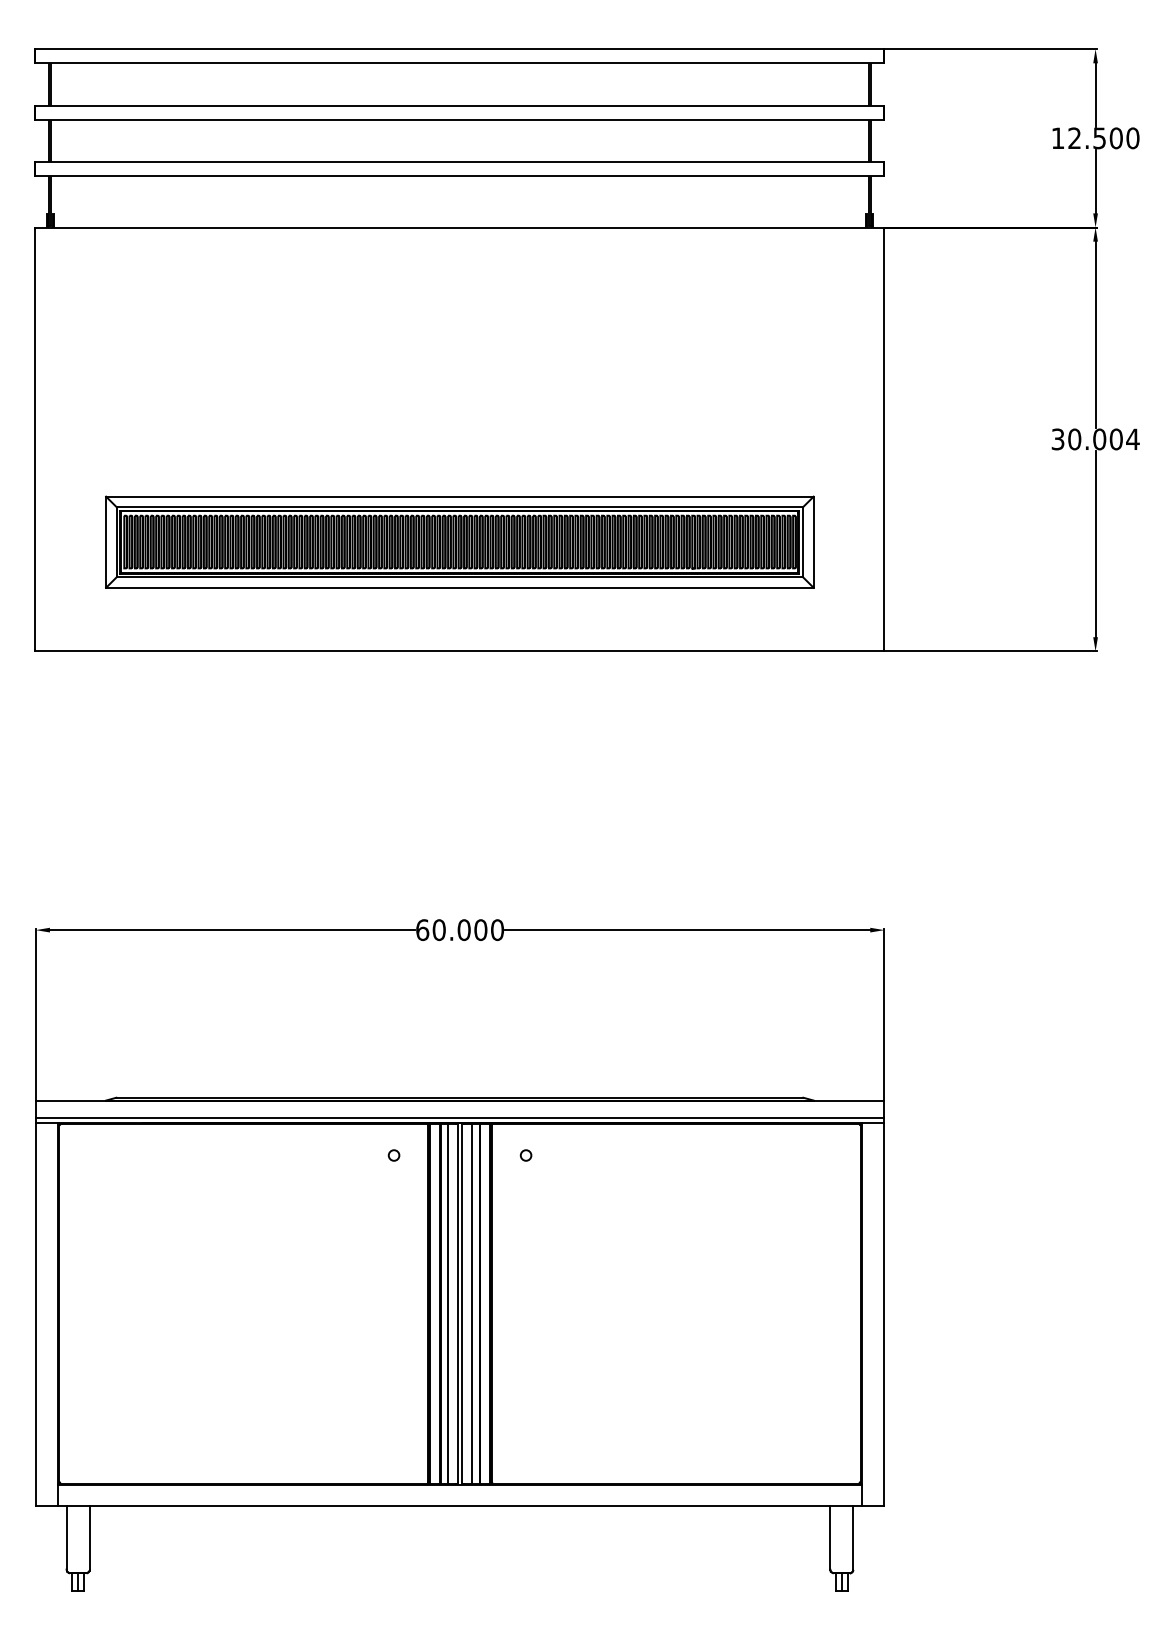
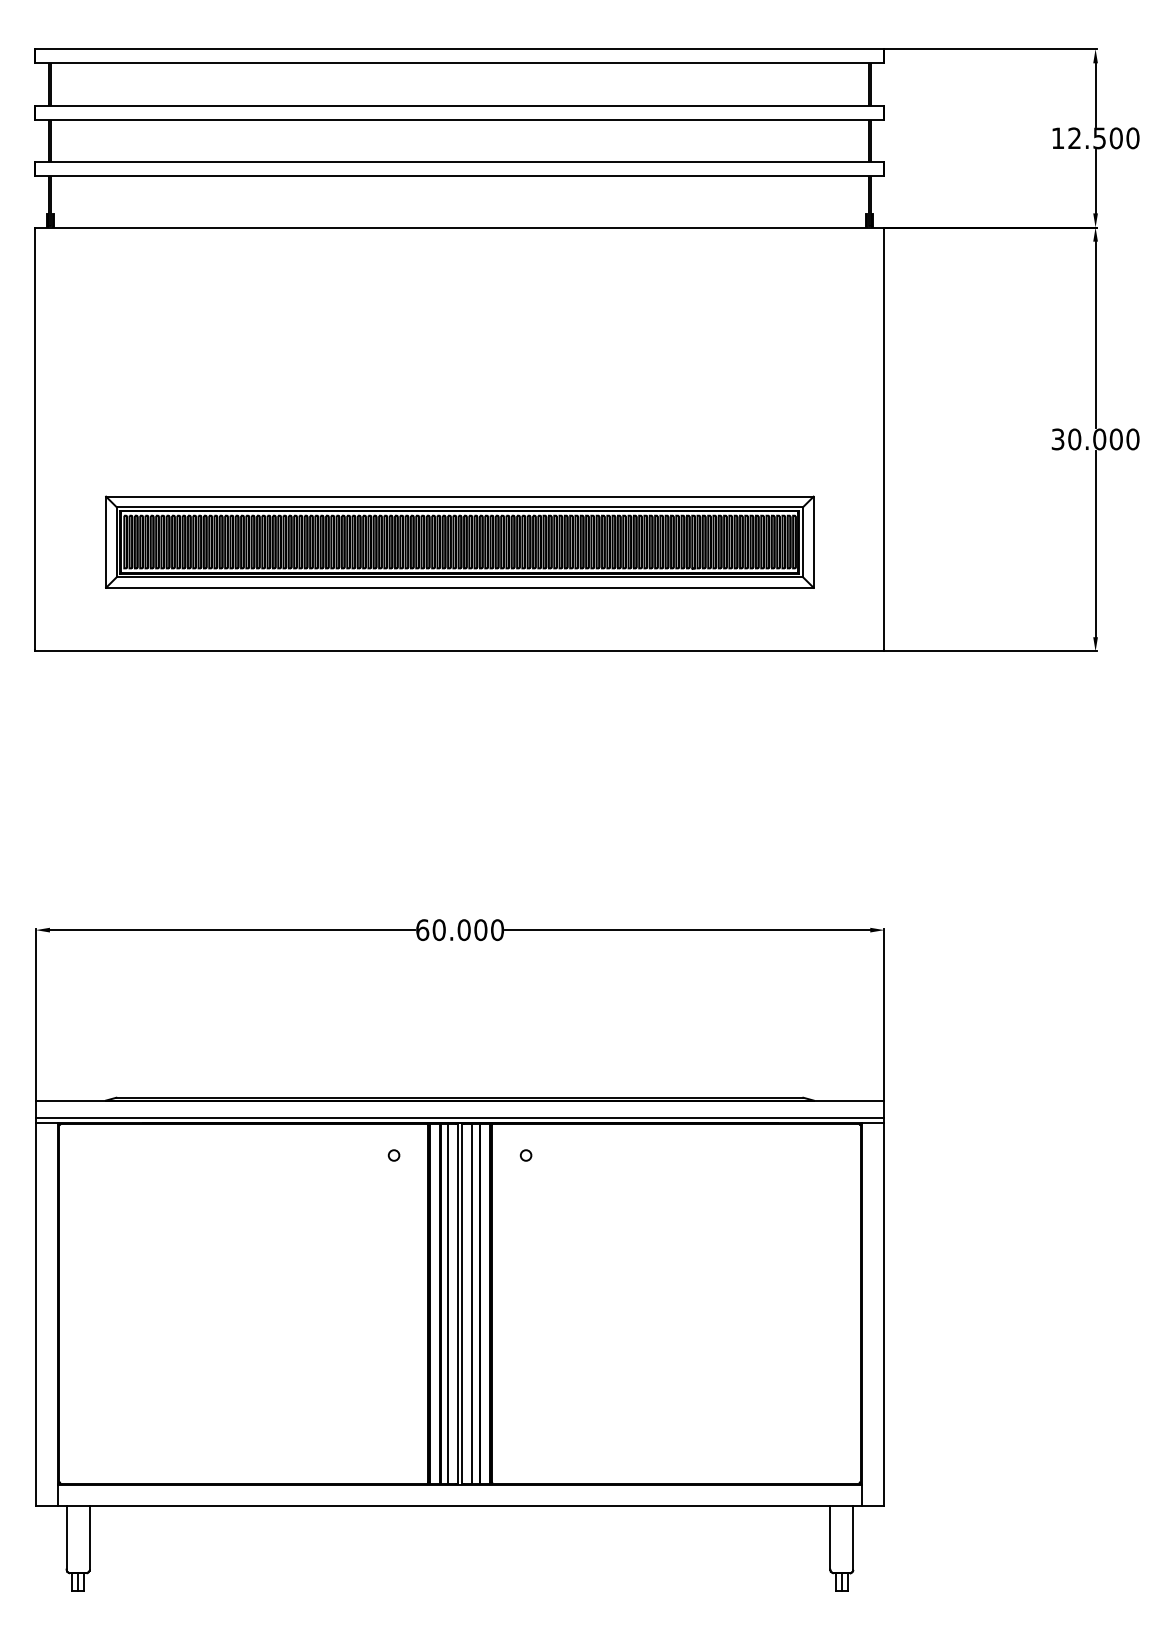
text: 30.004 -> 30.000 (1132, 439)
